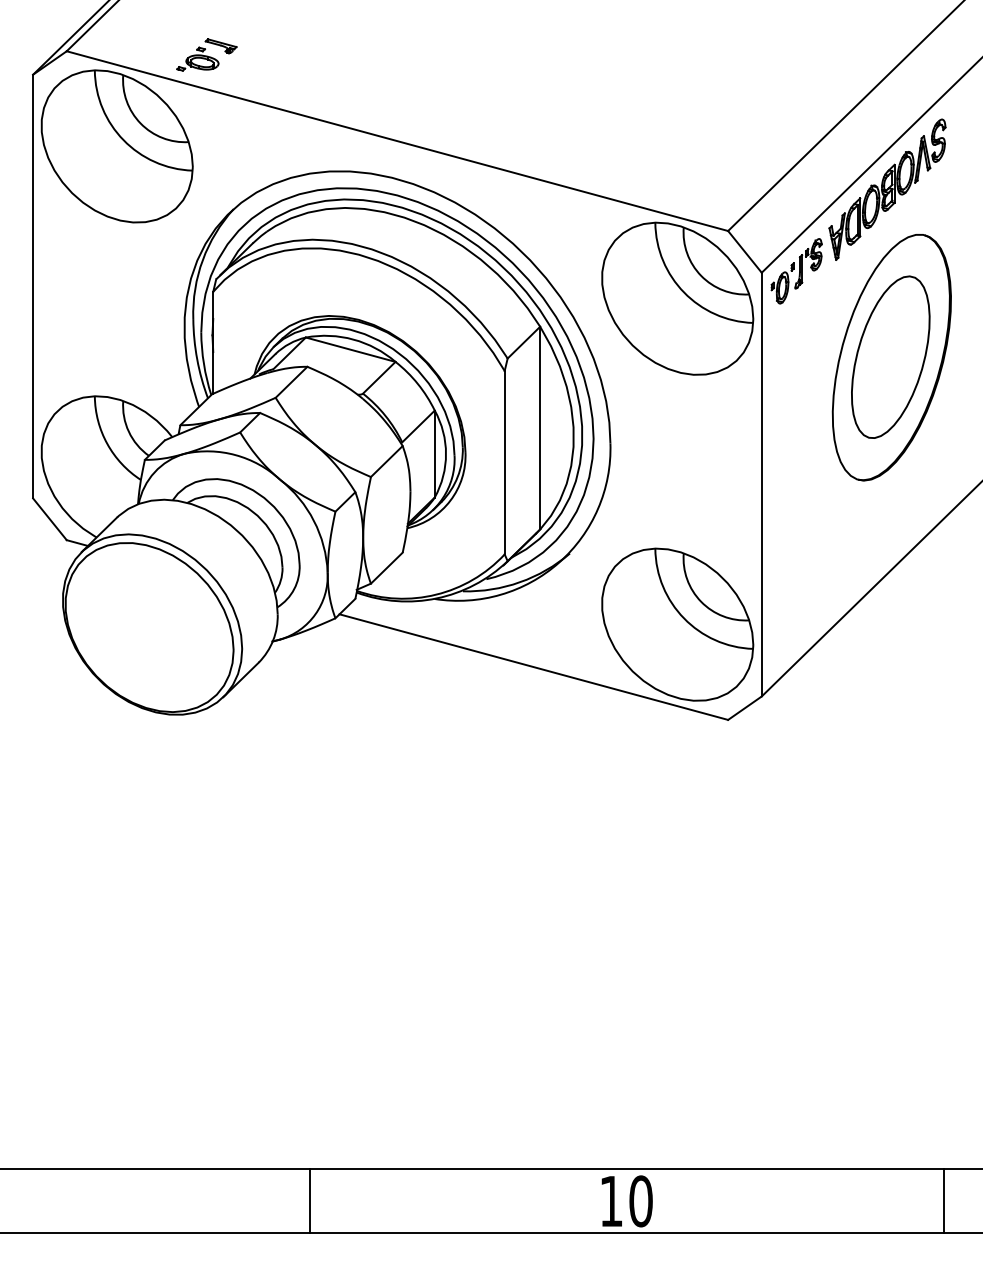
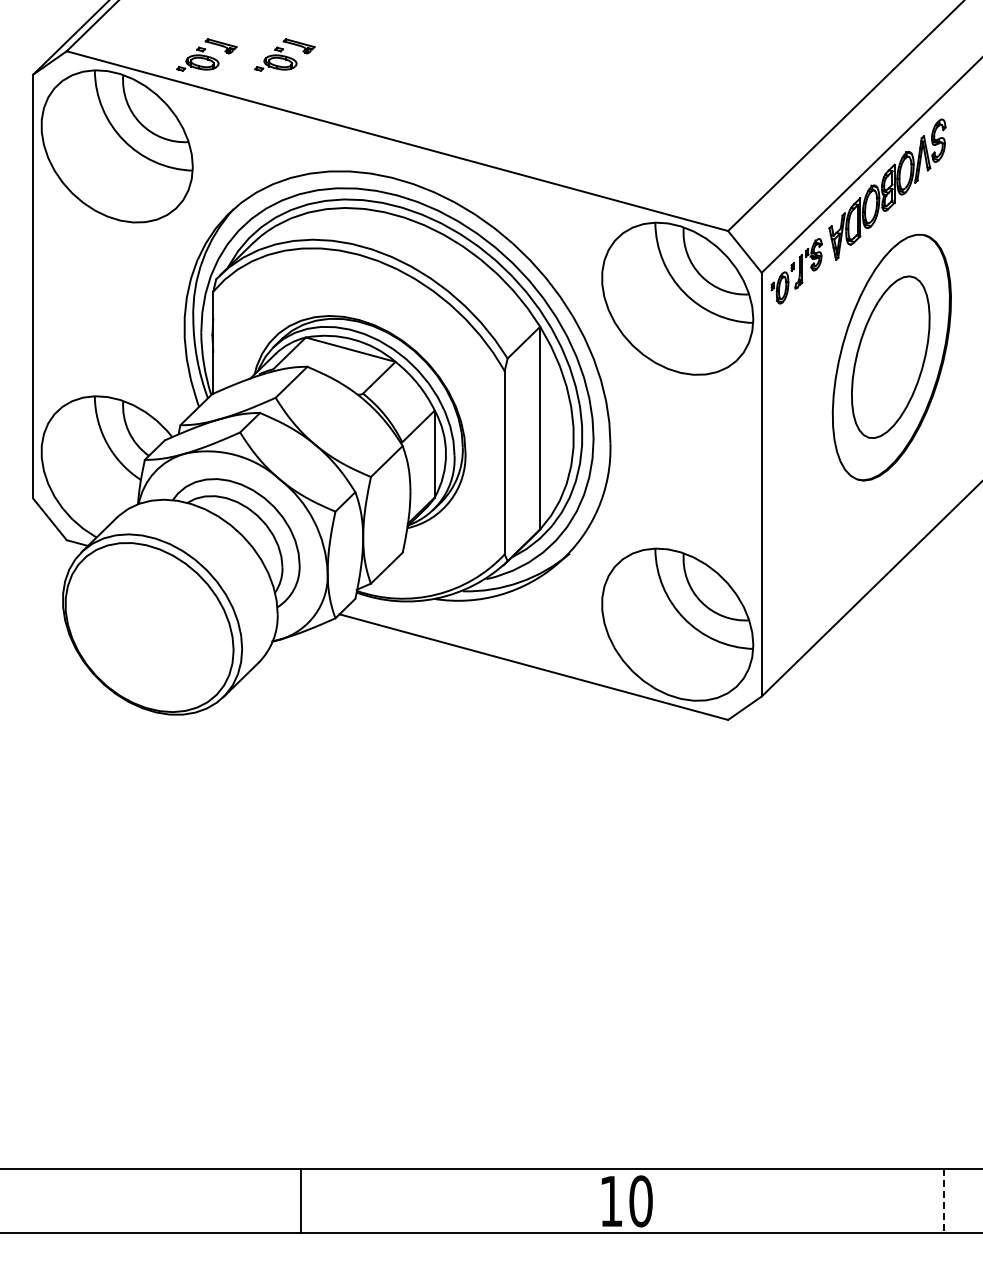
part: none -> present (284, 54)
line position: (310, 1200) -> (301, 1200) (301, 1200)
line: solid -> dashed (944, 1201)
